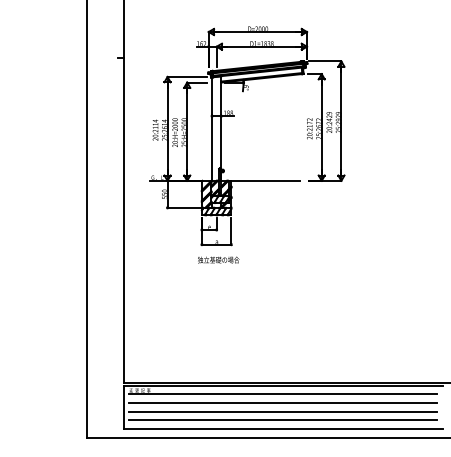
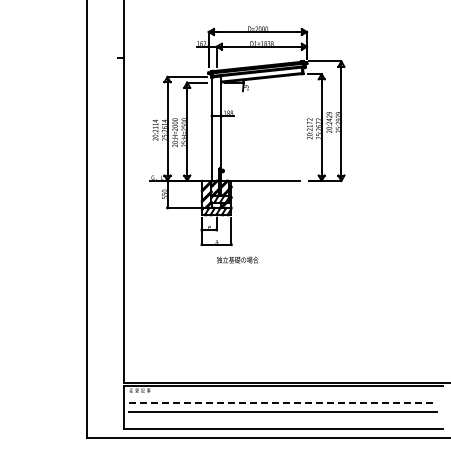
text position: (218, 259) -> (237, 259) (237, 259)
line: present -> none (283, 394)
line: solid -> dashed (283, 402)
line: present -> none (283, 420)
